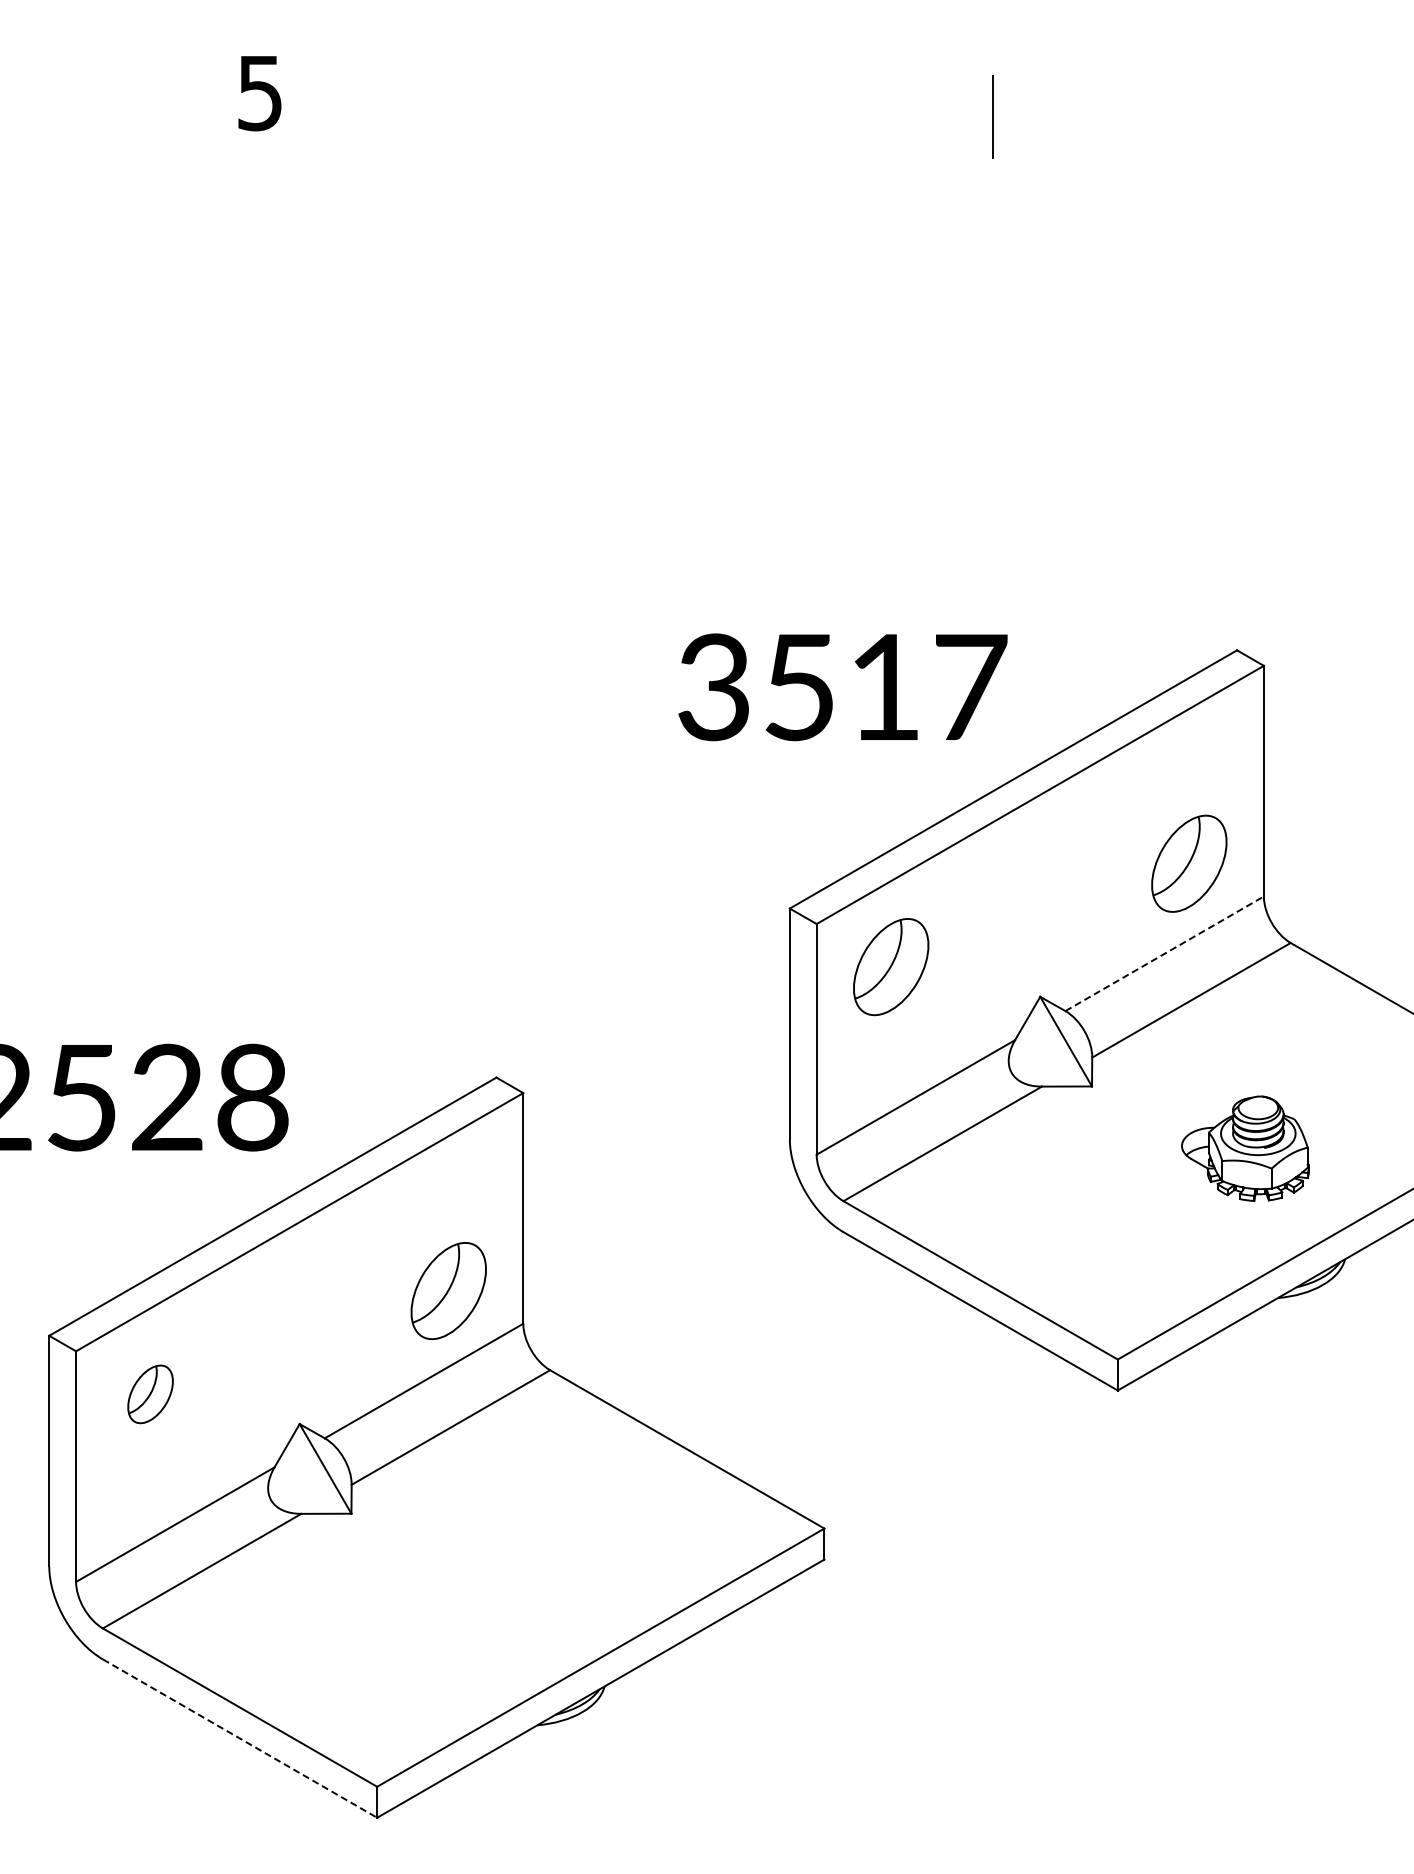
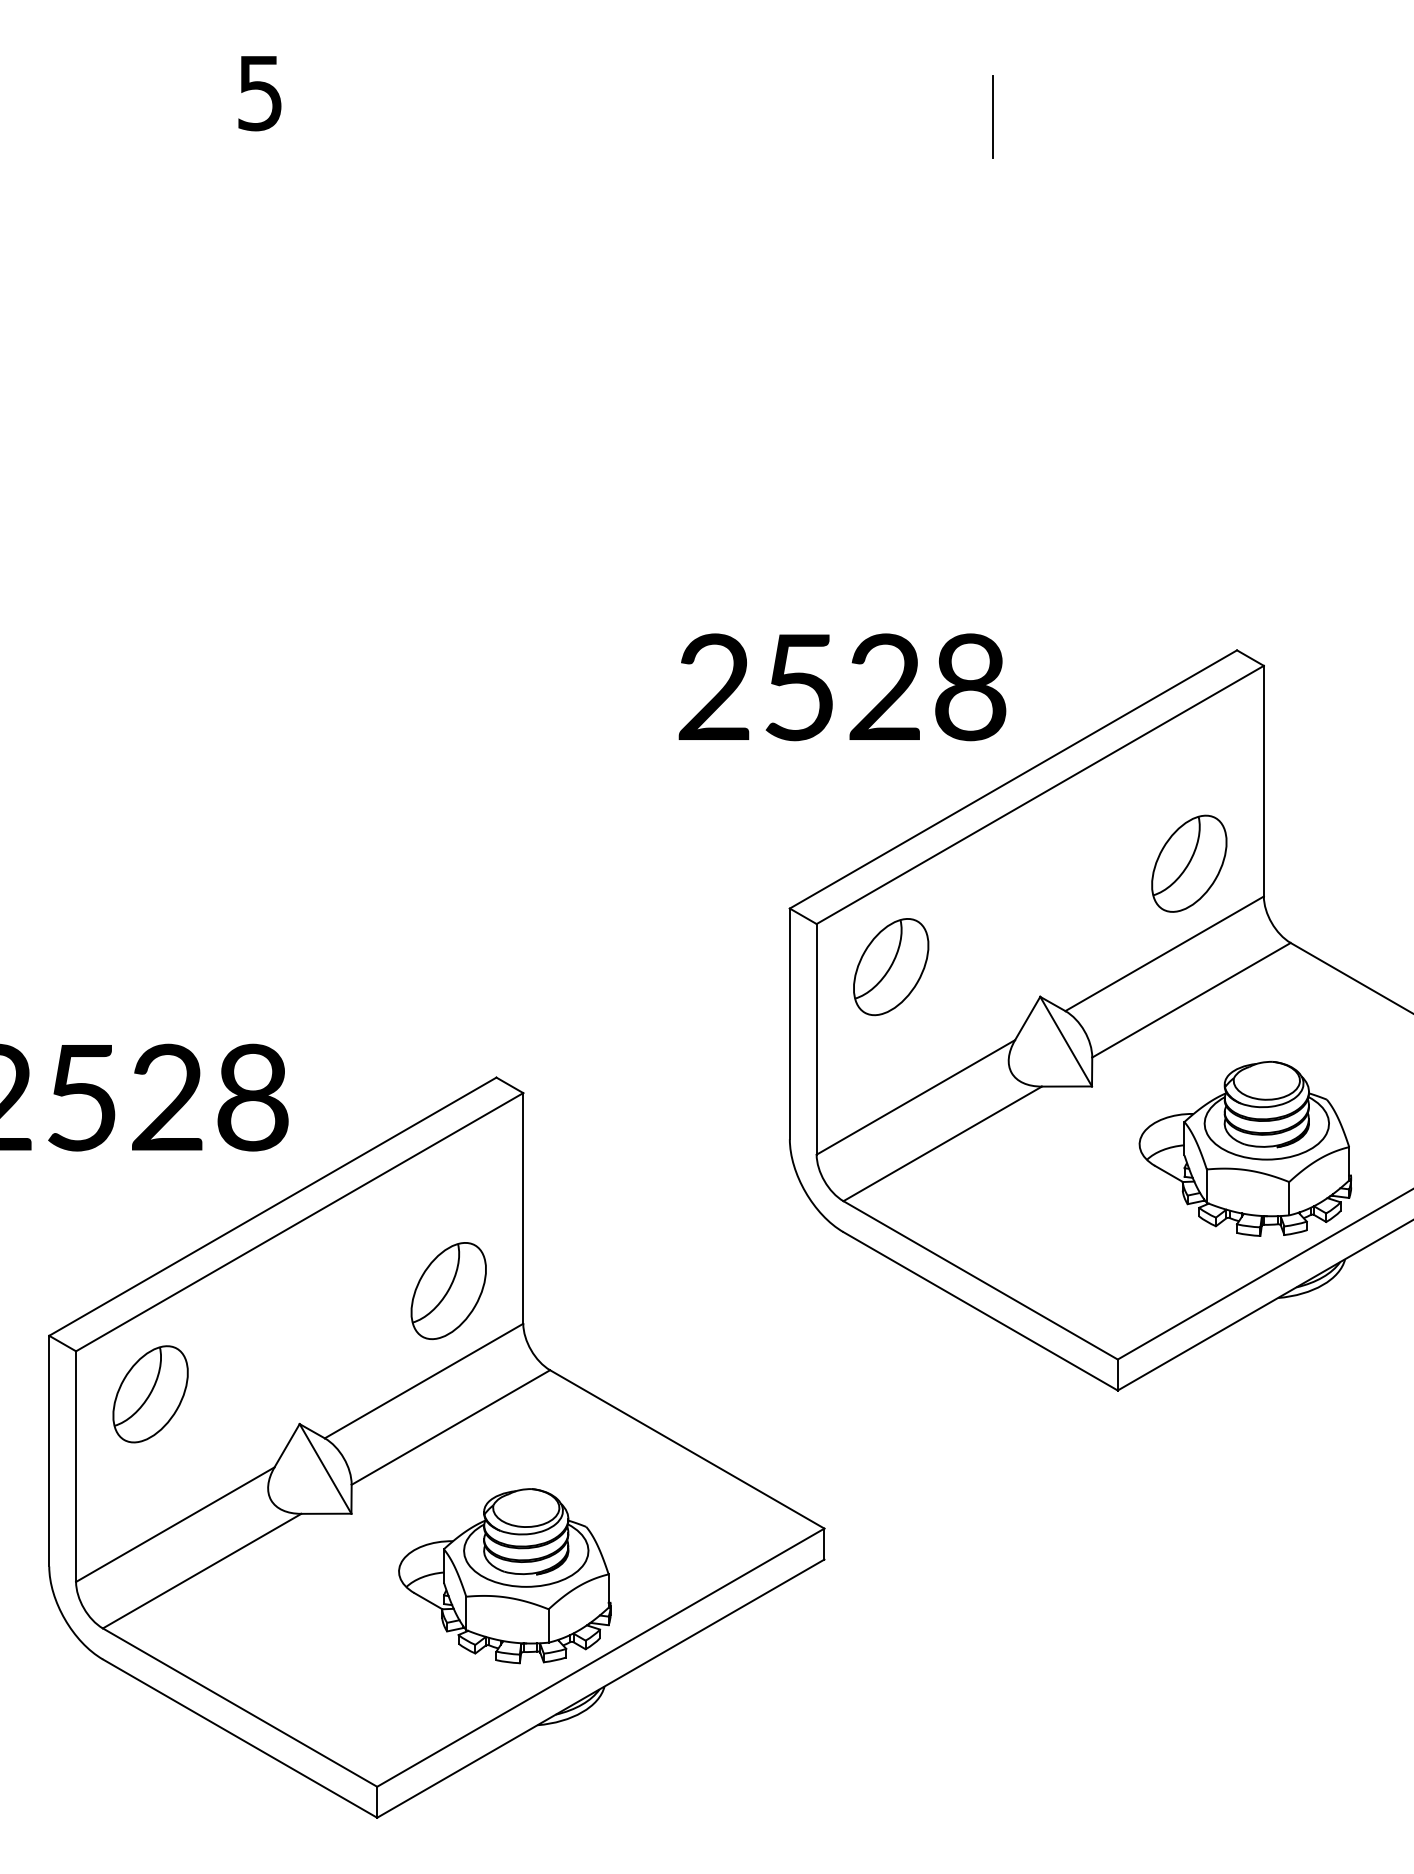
text: 3517 -> 2528 (842, 687)
line: dashed -> solid (1164, 953)
part size: 129x107 px -> 215x177 px (1245, 1148)
part size: 47x61 px -> 77x99 px (150, 1394)
part: none -> present (504, 1576)
line: dashed -> solid (240, 1738)
